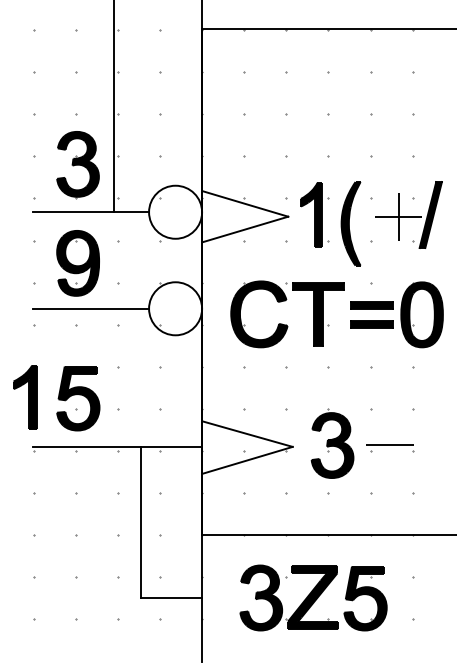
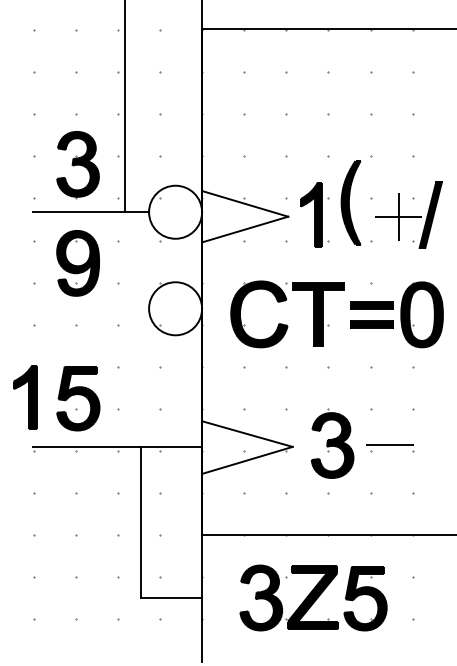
line position: (113, 107) -> (124, 107) (124, 107)
part position: (350, 223) -> (350, 202) (350, 202)
line: present -> none (90, 308)
